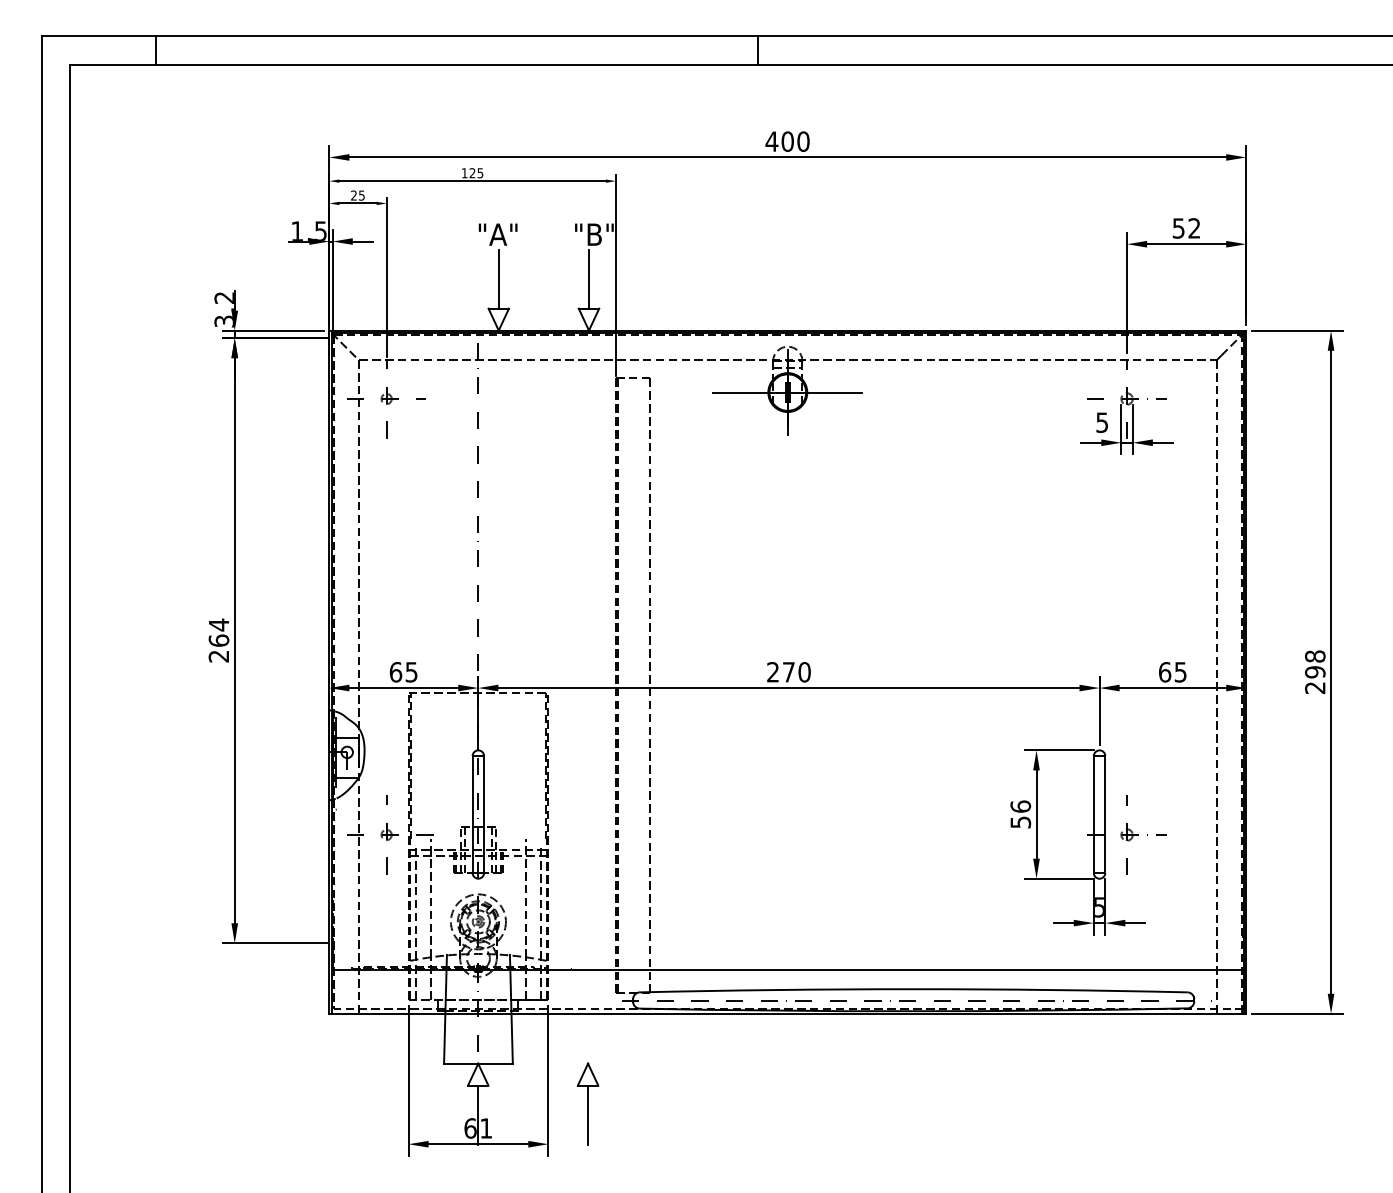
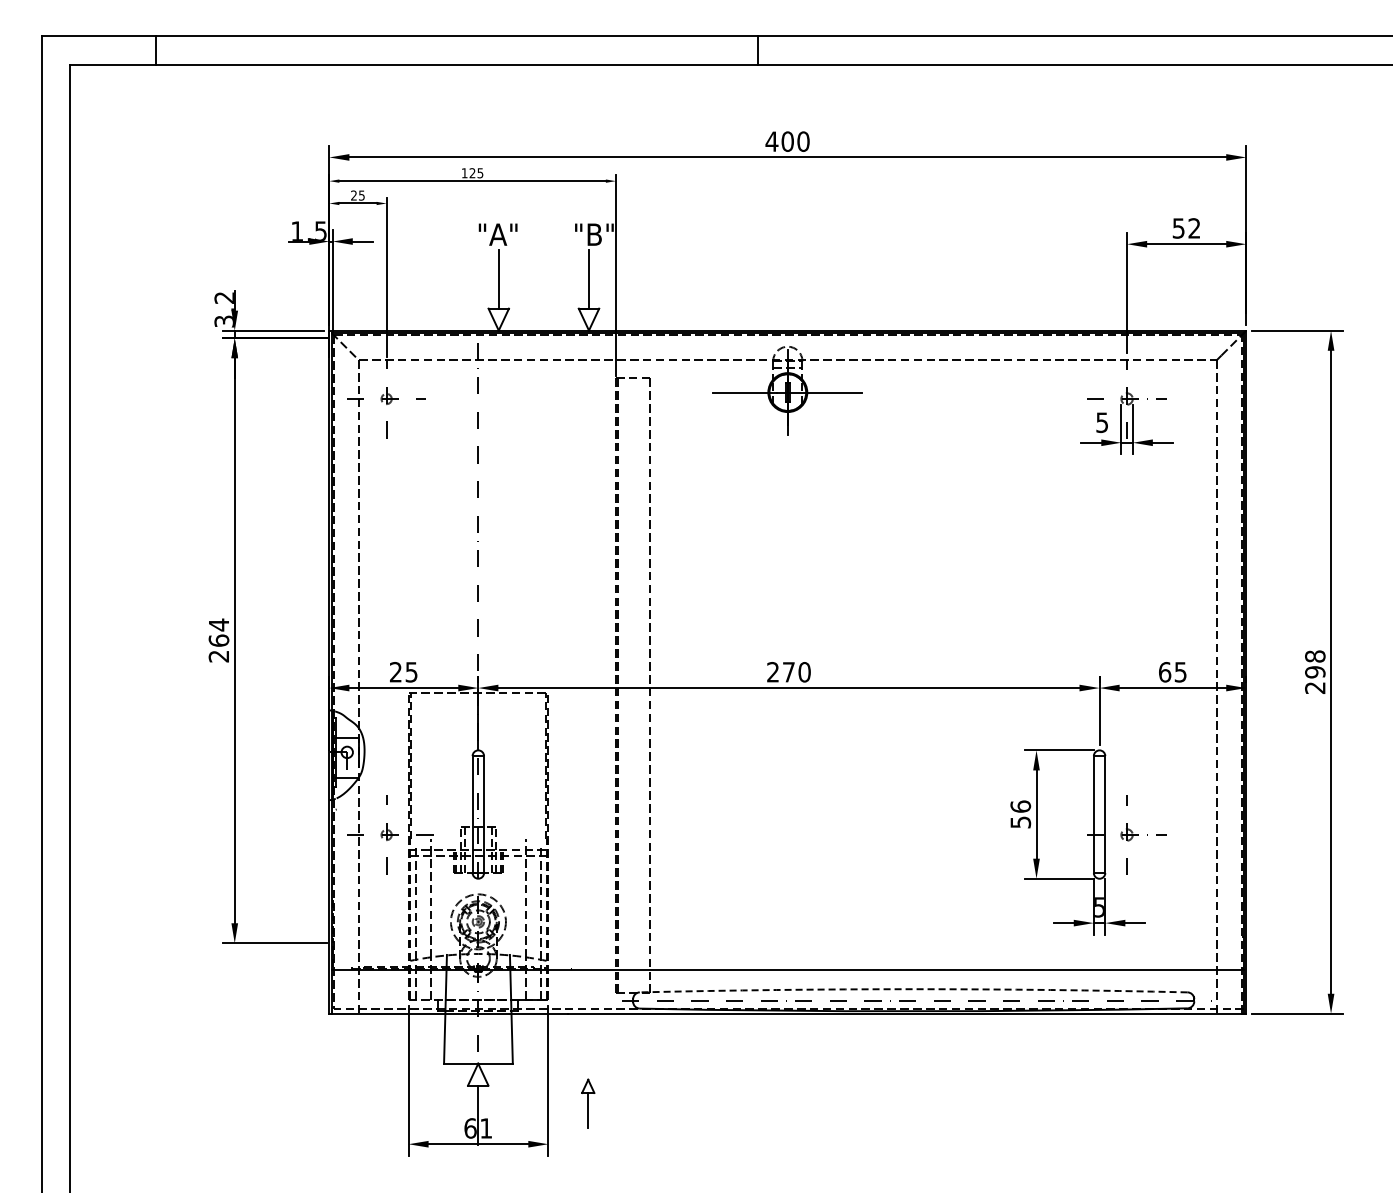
text: 65 -> 25 (395, 672)
arc: solid -> dashed (913, 989)
part size: 23x84 px -> 15x51 px (588, 1103)
